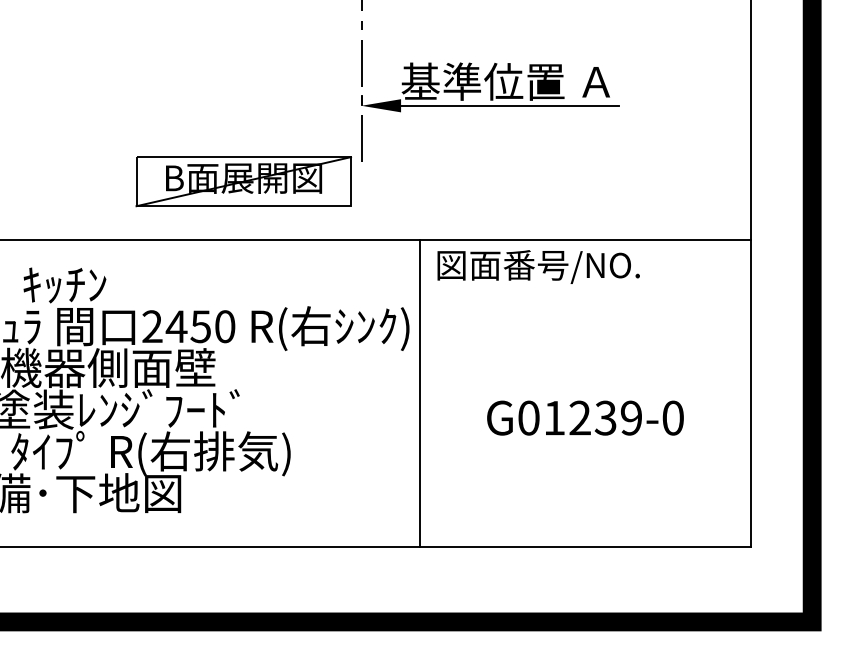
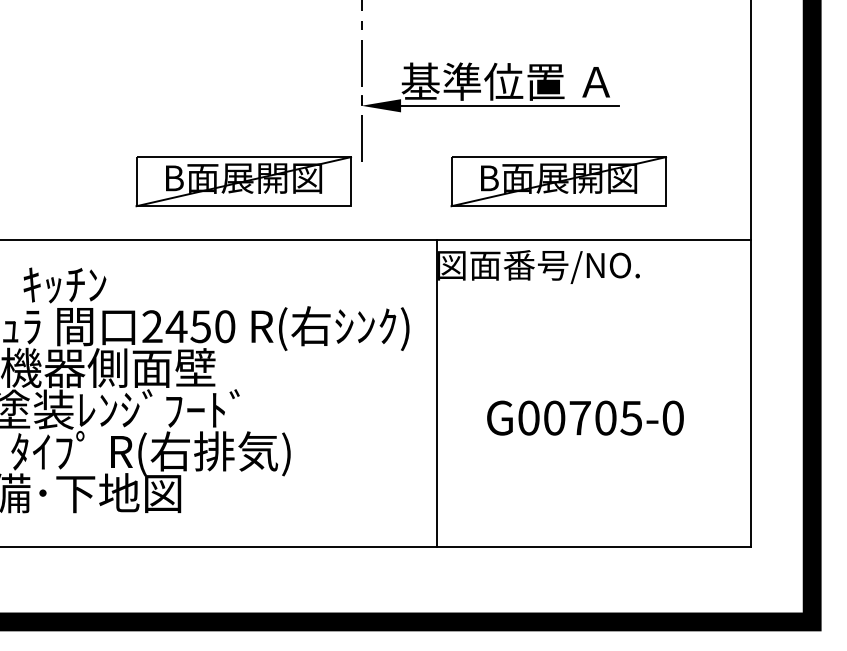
part: none -> present (558, 181)
line position: (419, 393) -> (436, 393) (436, 393)
text: G01239-0 -> G00705-0 (592, 417)
